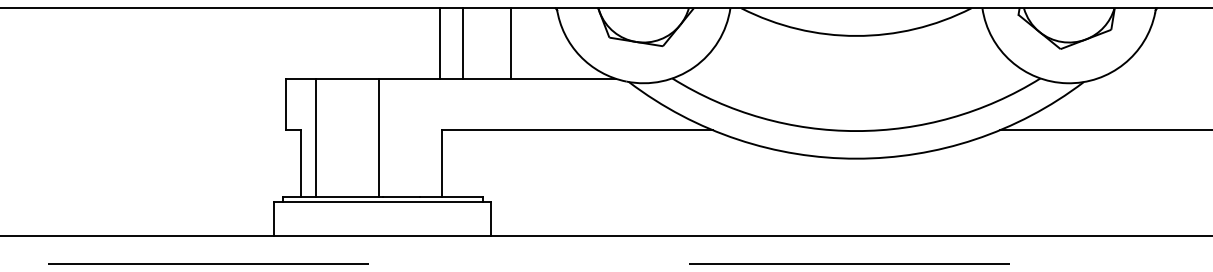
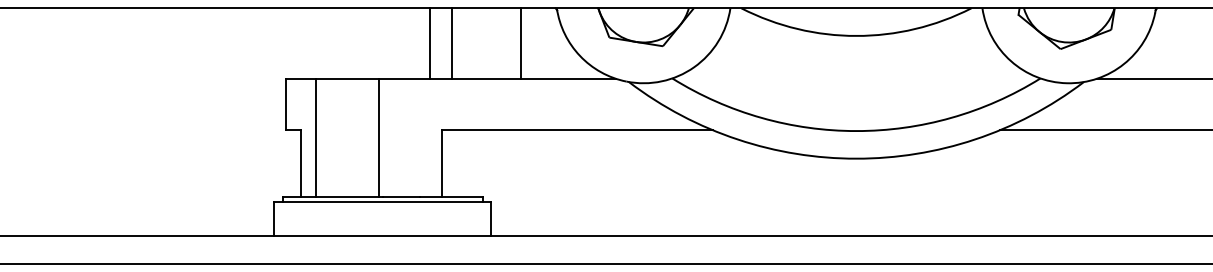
line position: (440, 43) -> (430, 43) (430, 43)
line position: (463, 43) -> (452, 43) (452, 43)
line position: (510, 43) -> (520, 43) (520, 43)
line: none -> present (1152, 78)
line: dashed -> solid (606, 263)
